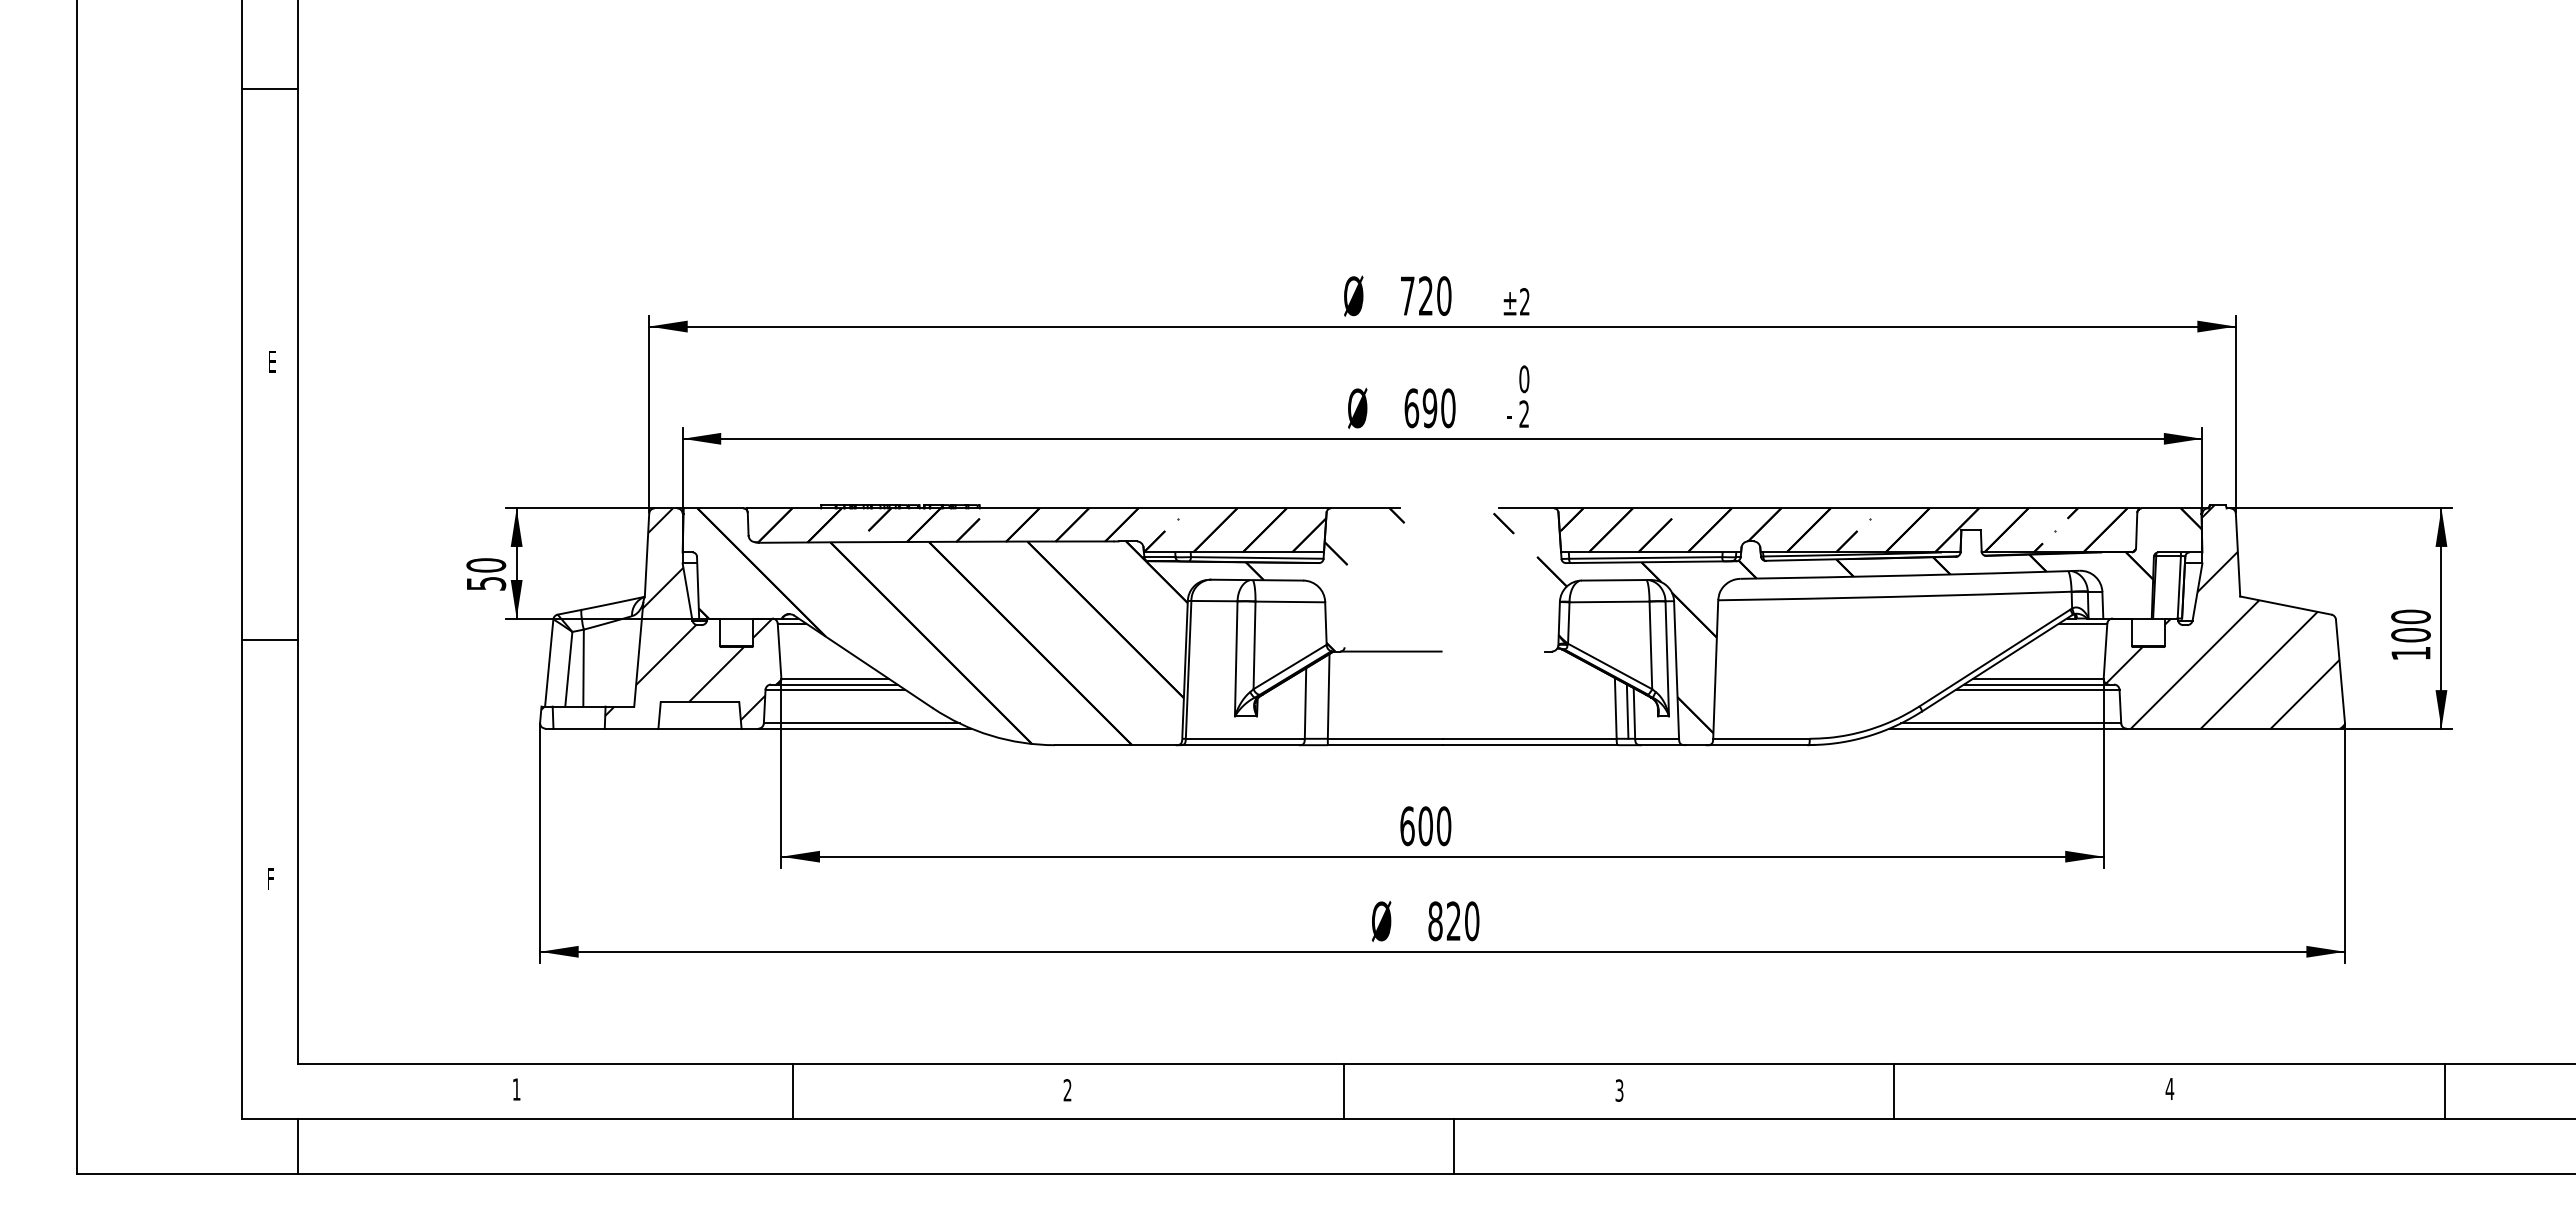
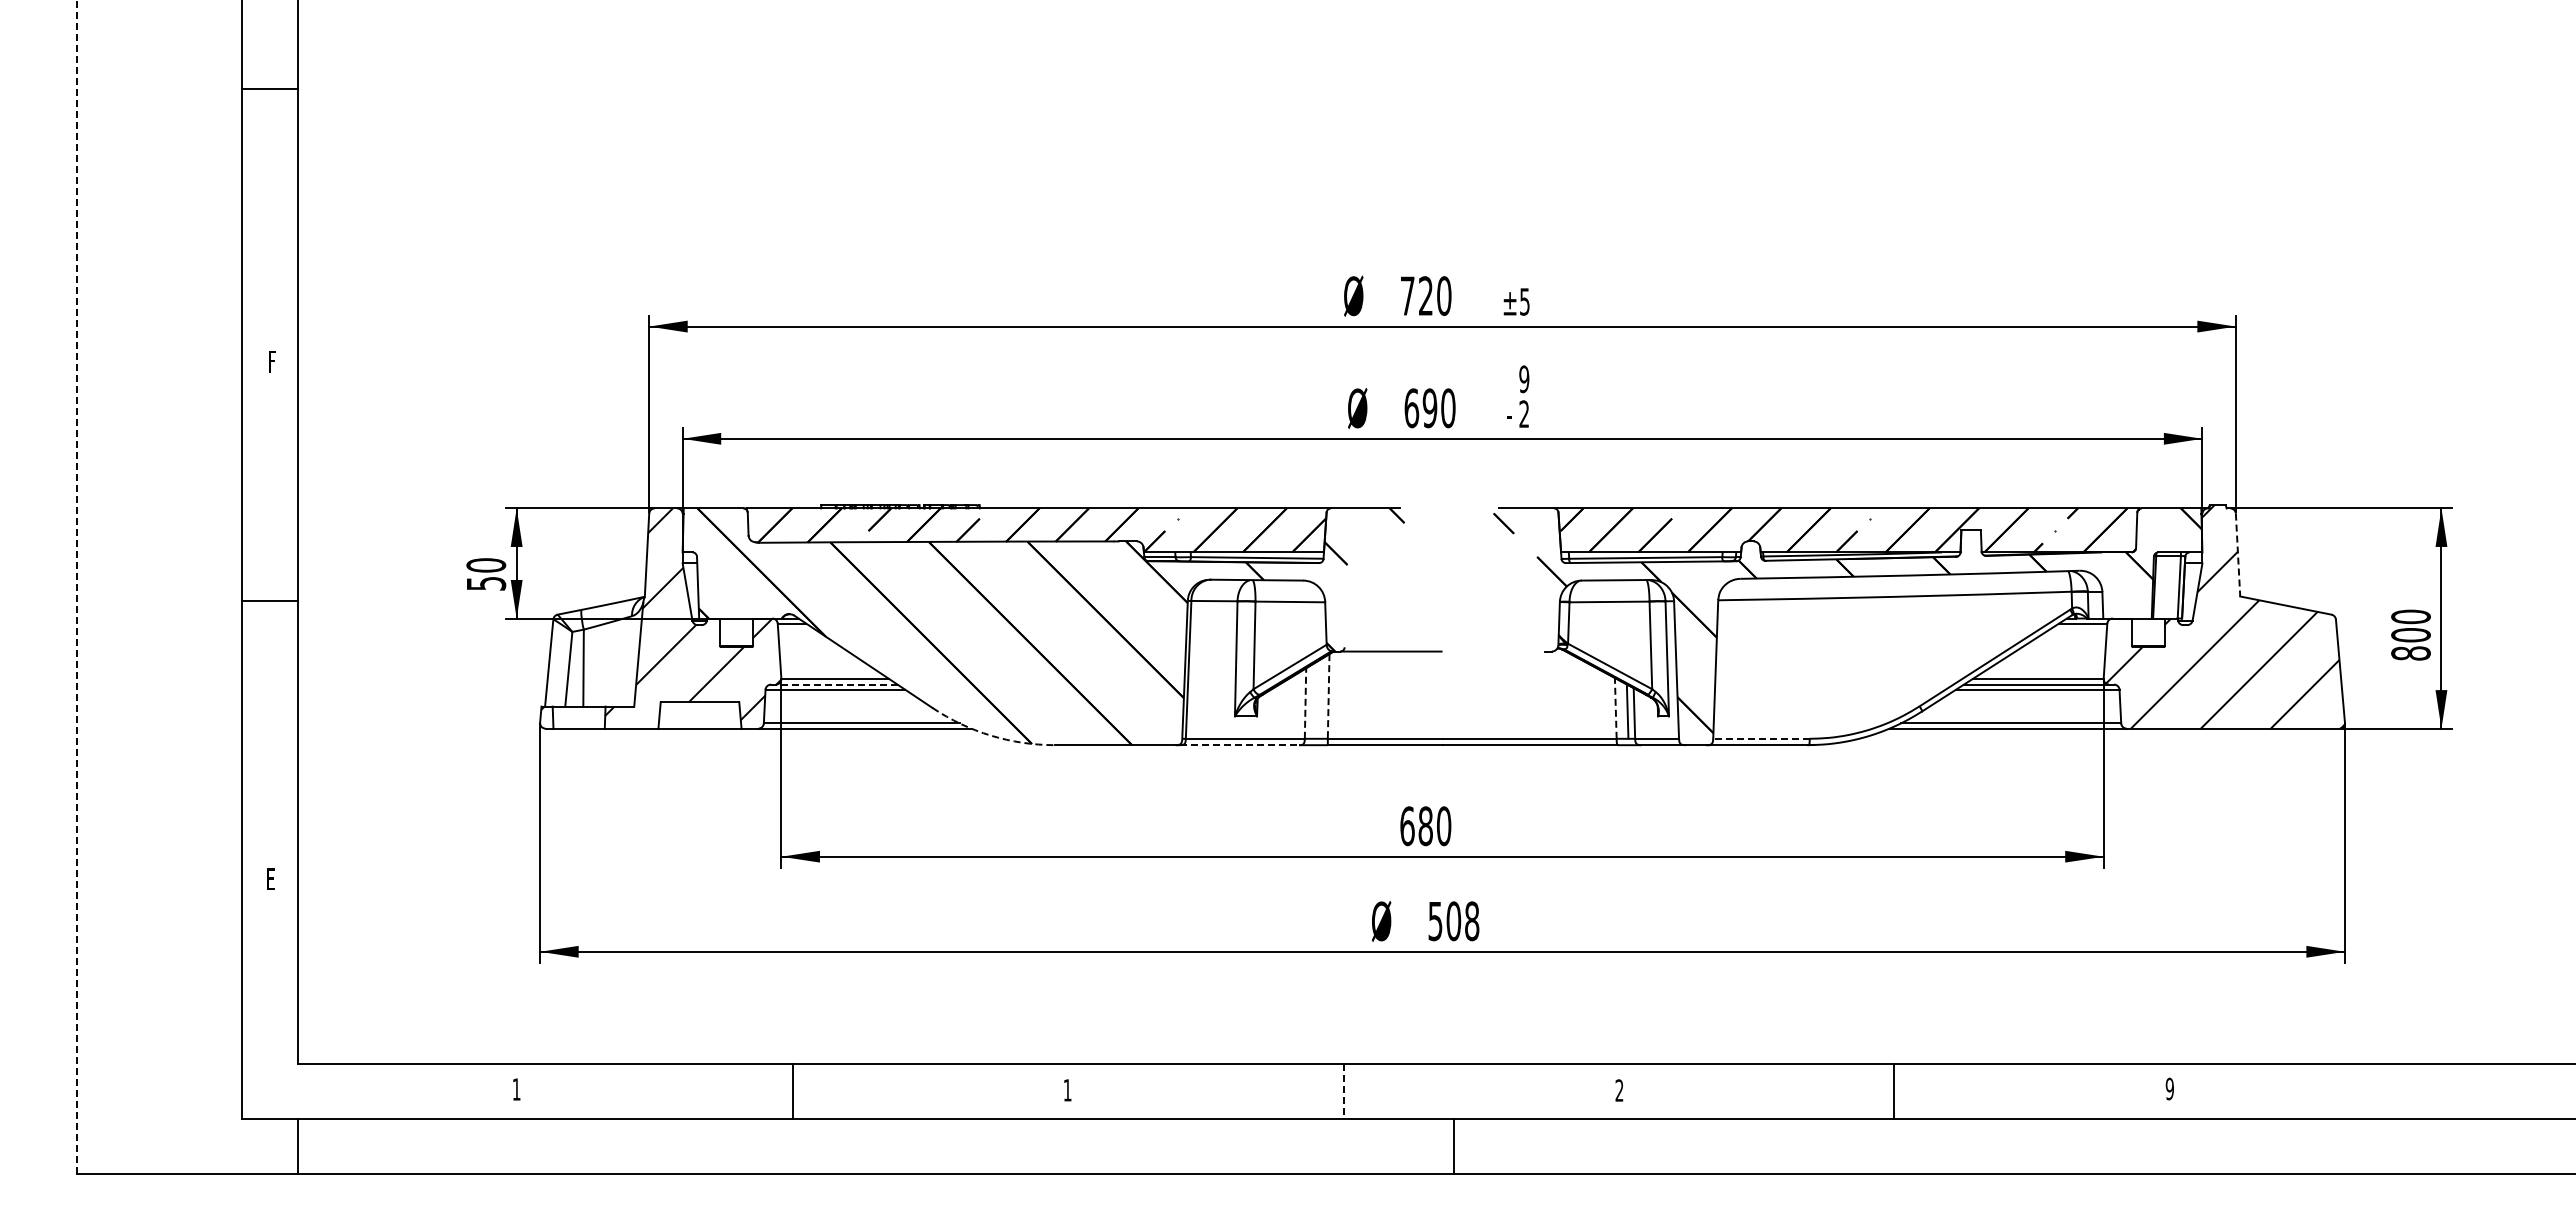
text: ±2 -> ±5 (1524, 301)
text: E -> F (272, 362)
text: 0 -> 9 (1524, 379)
line: solid -> dashed (2238, 555)
line: solid -> dashed (77, 586)
line position: (269, 639) -> (269, 600) (269, 600)
text: 100 -> 800 (2410, 653)
line: solid -> dashed (836, 684)
line: solid -> dashed (1328, 696)
line: solid -> dashed (1305, 703)
line: solid -> dashed (1615, 707)
arc: solid -> dashed (991, 735)
line: solid -> dashed (1760, 738)
line: solid -> dashed (1240, 745)
text: 600 -> 680 (1425, 825)
text: F -> E (270, 878)
text: 820 -> 508 (1453, 921)
text: 4 -> 9 (2169, 1088)
text: 2 -> 1 (1067, 1090)
text: 3 -> 2 (1619, 1090)
line: present -> none (2445, 1090)
line: solid -> dashed (1343, 1091)
